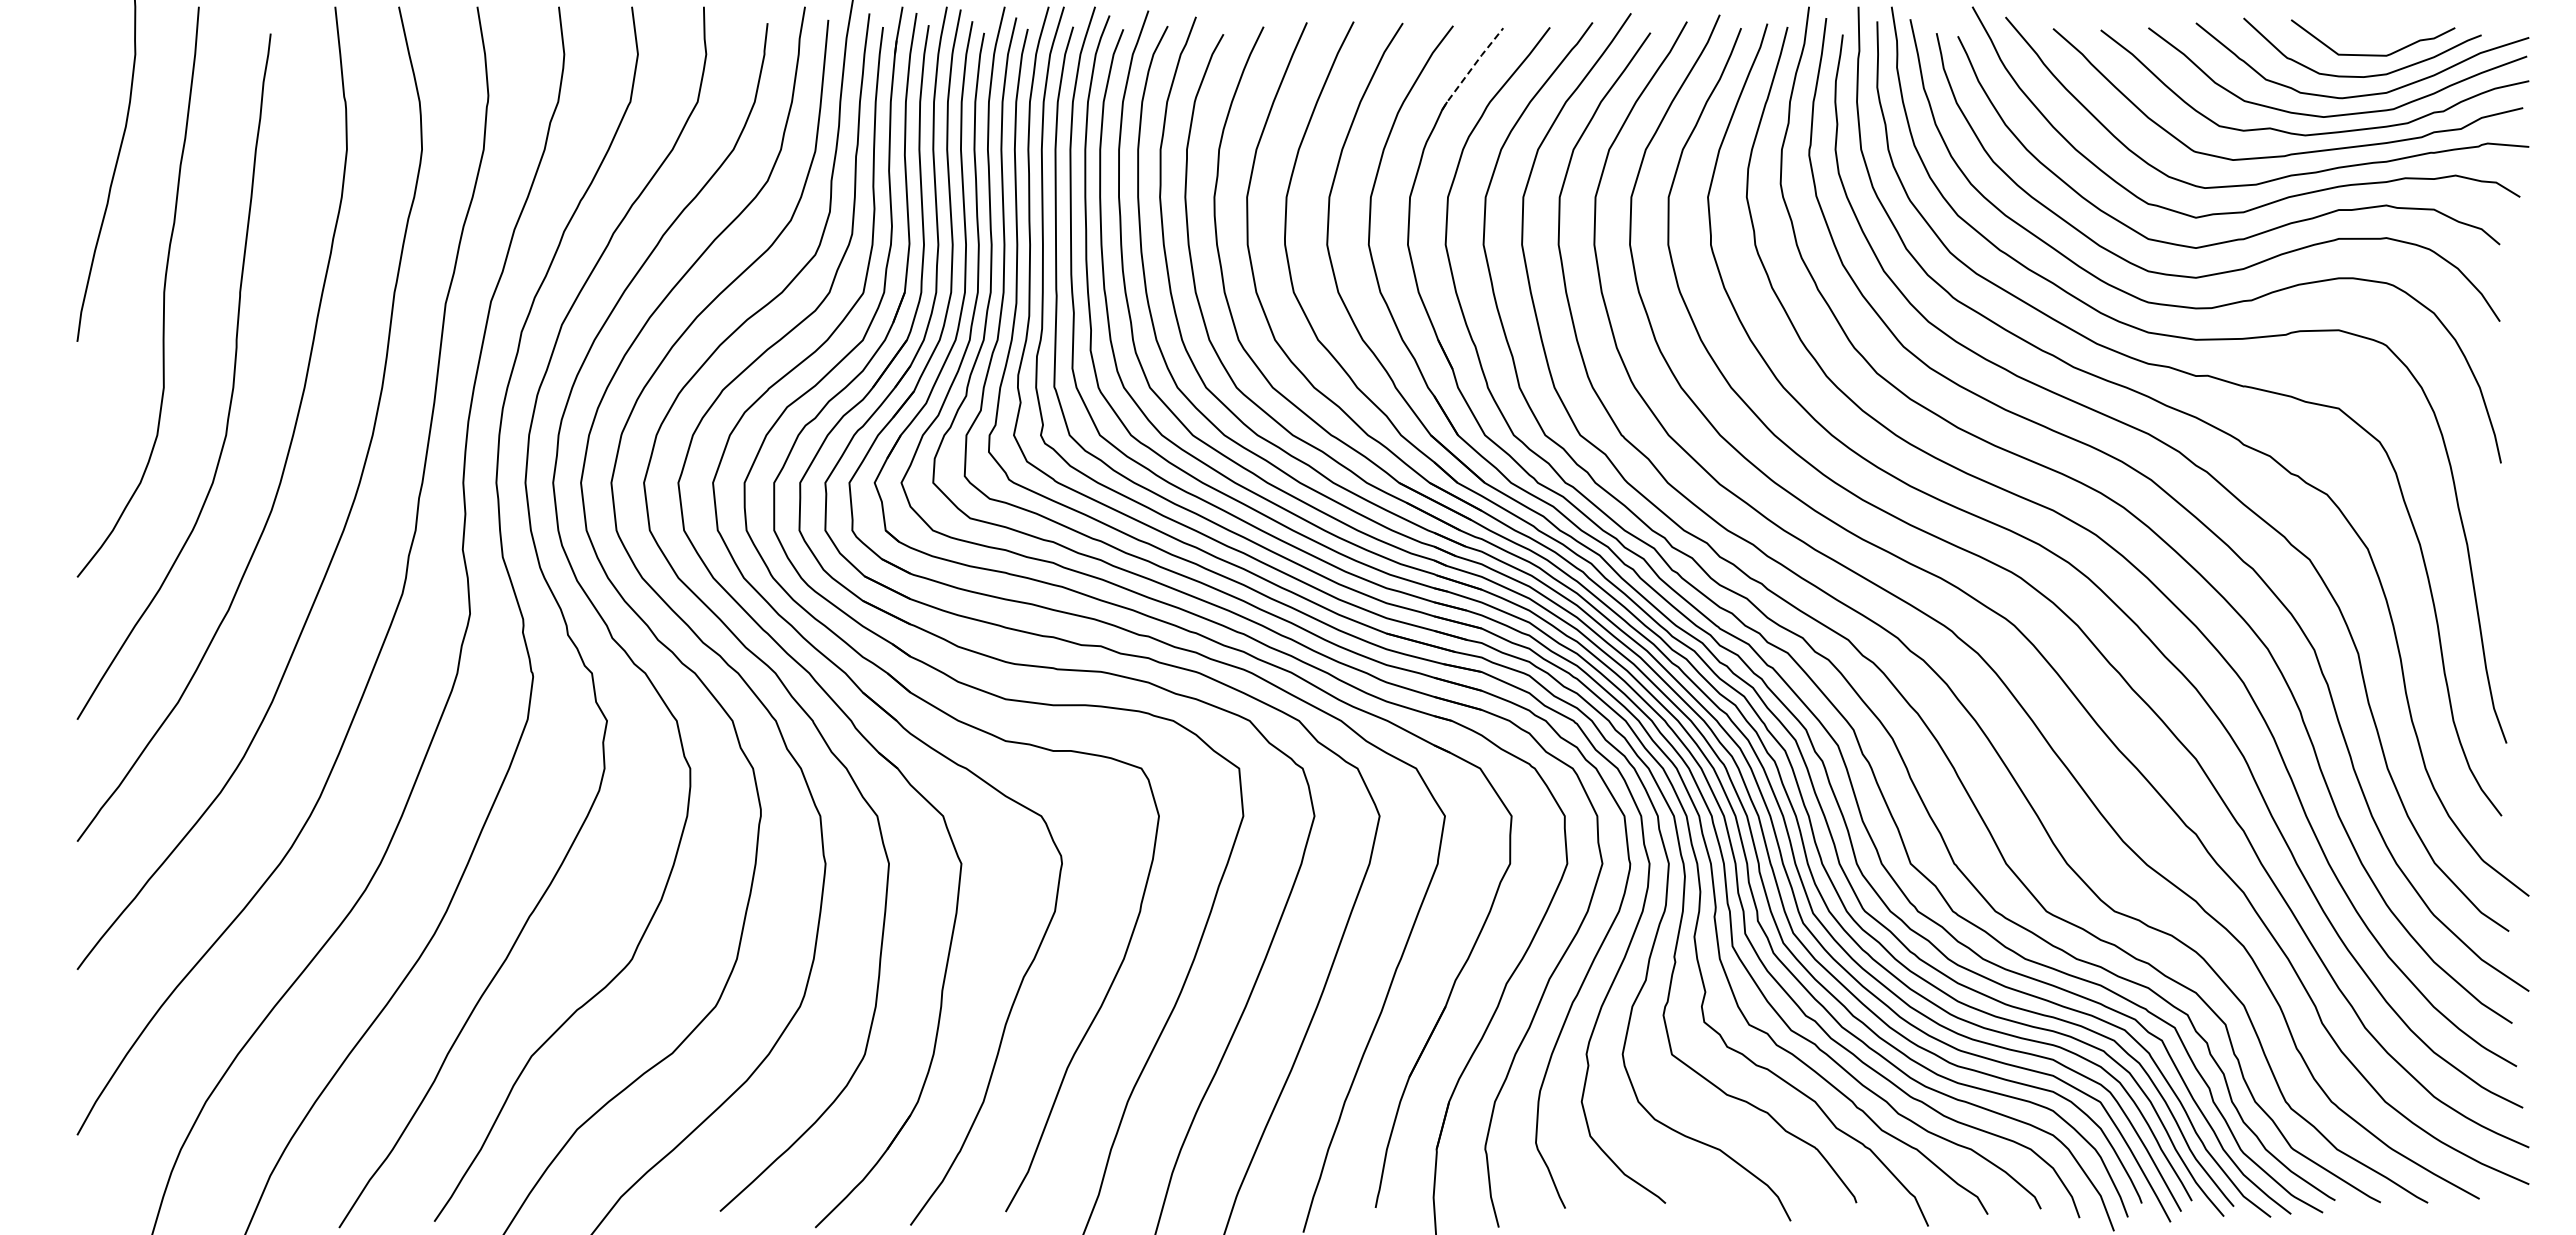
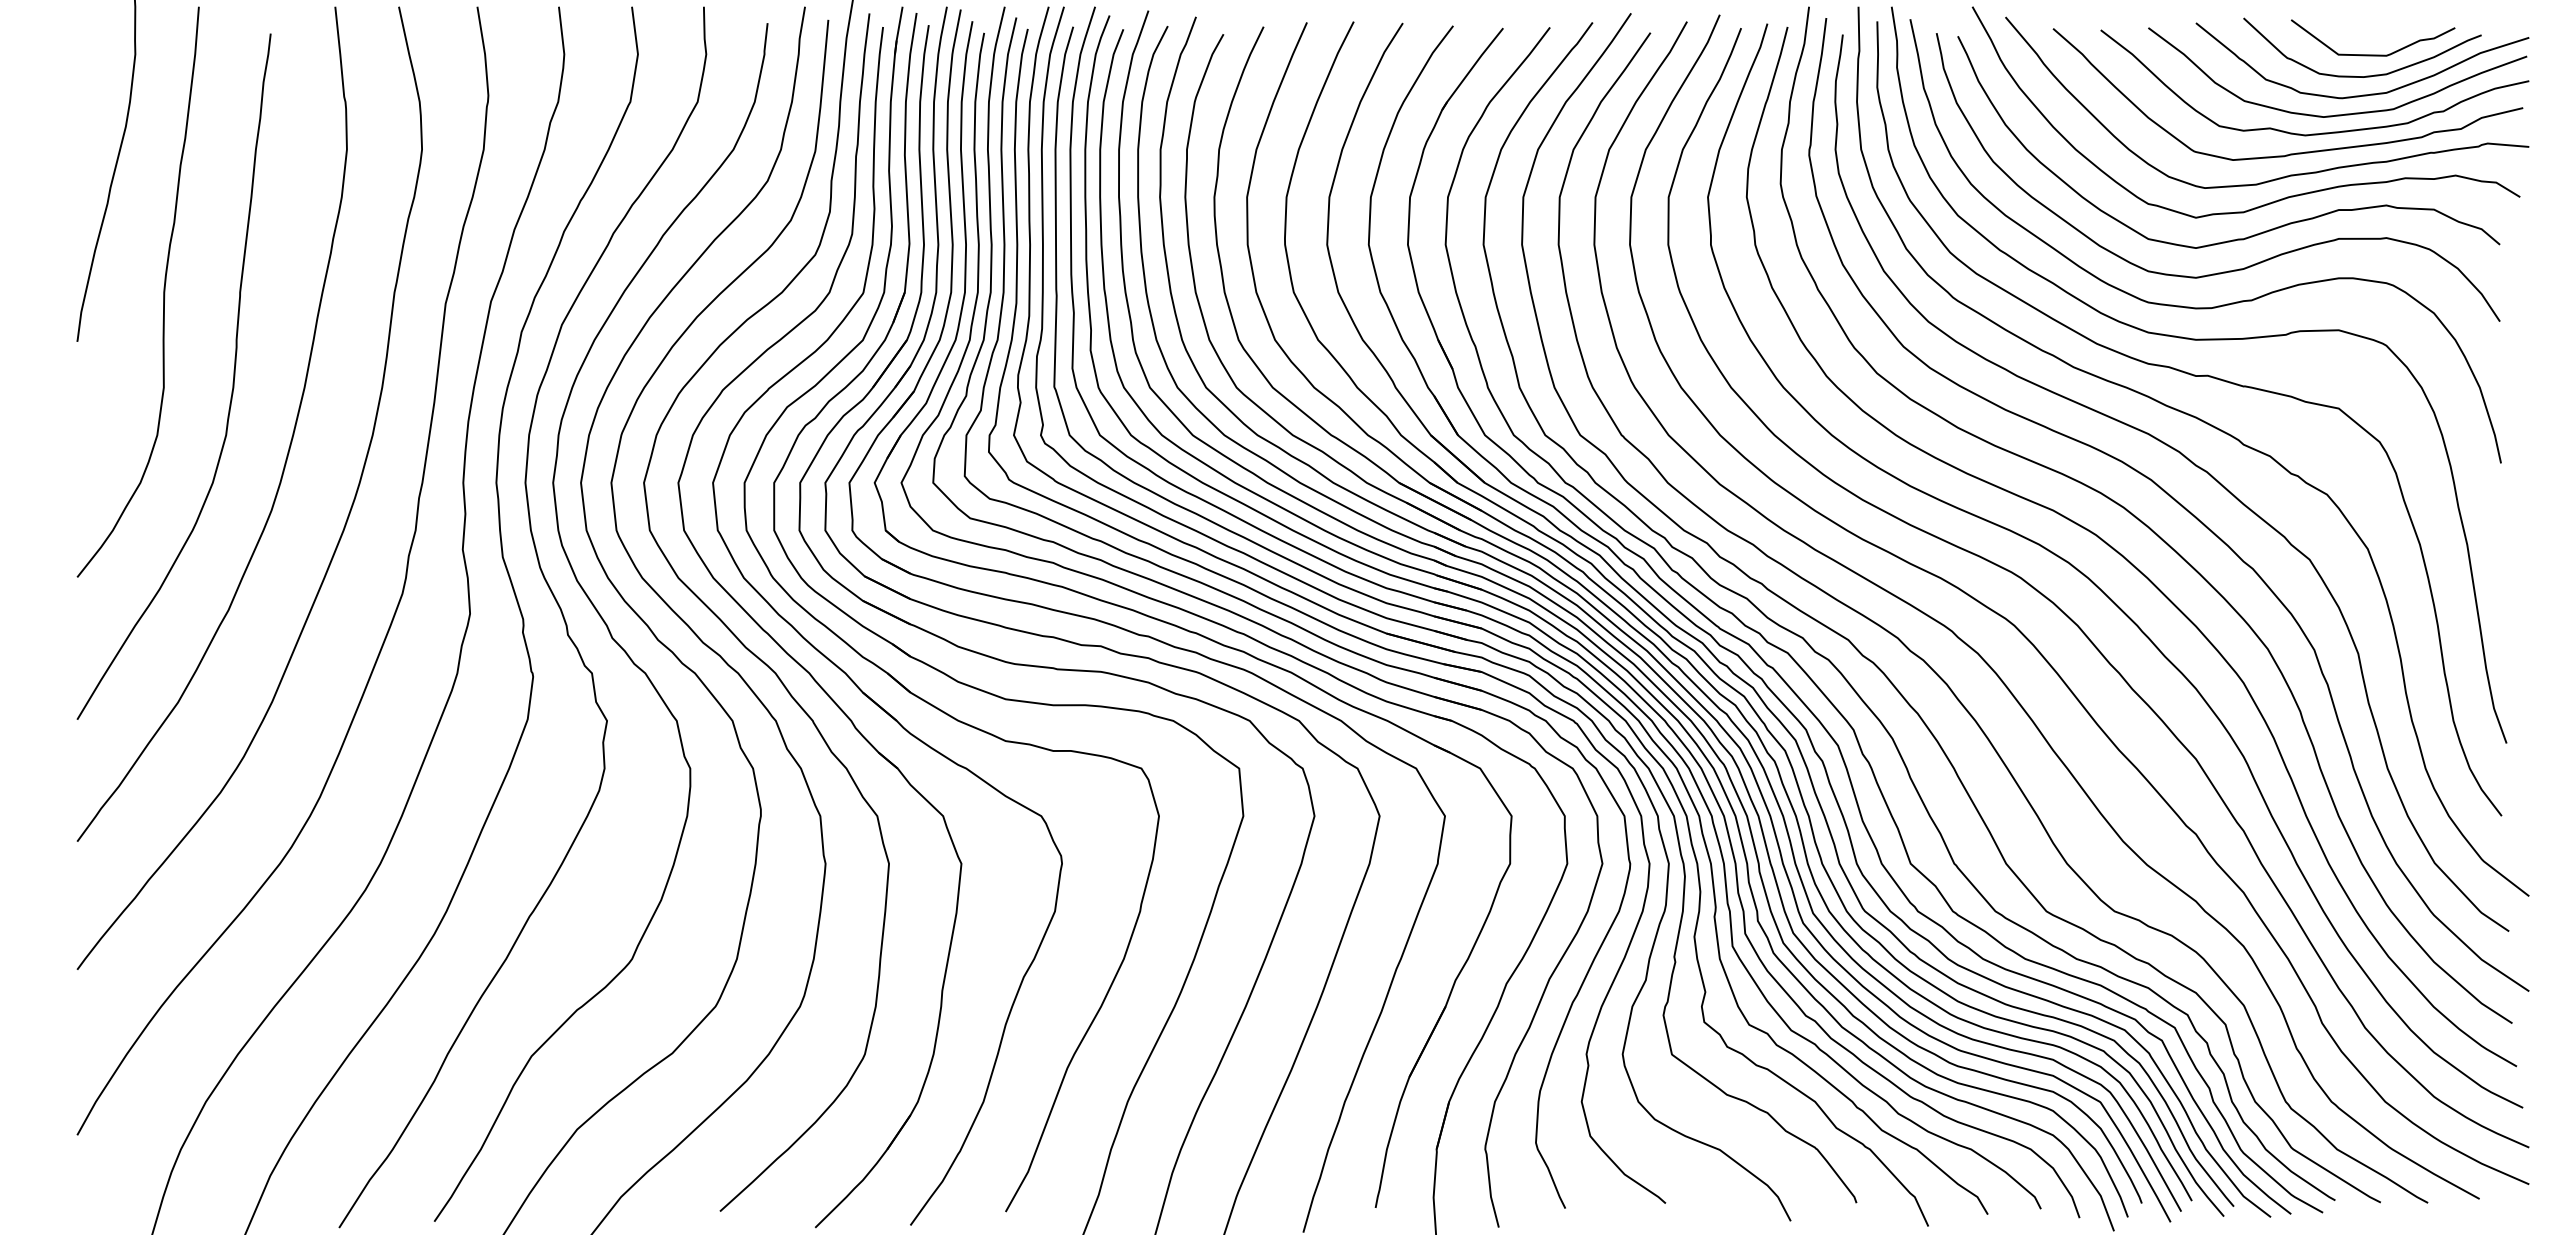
line: dashed -> solid (1471, 68)
